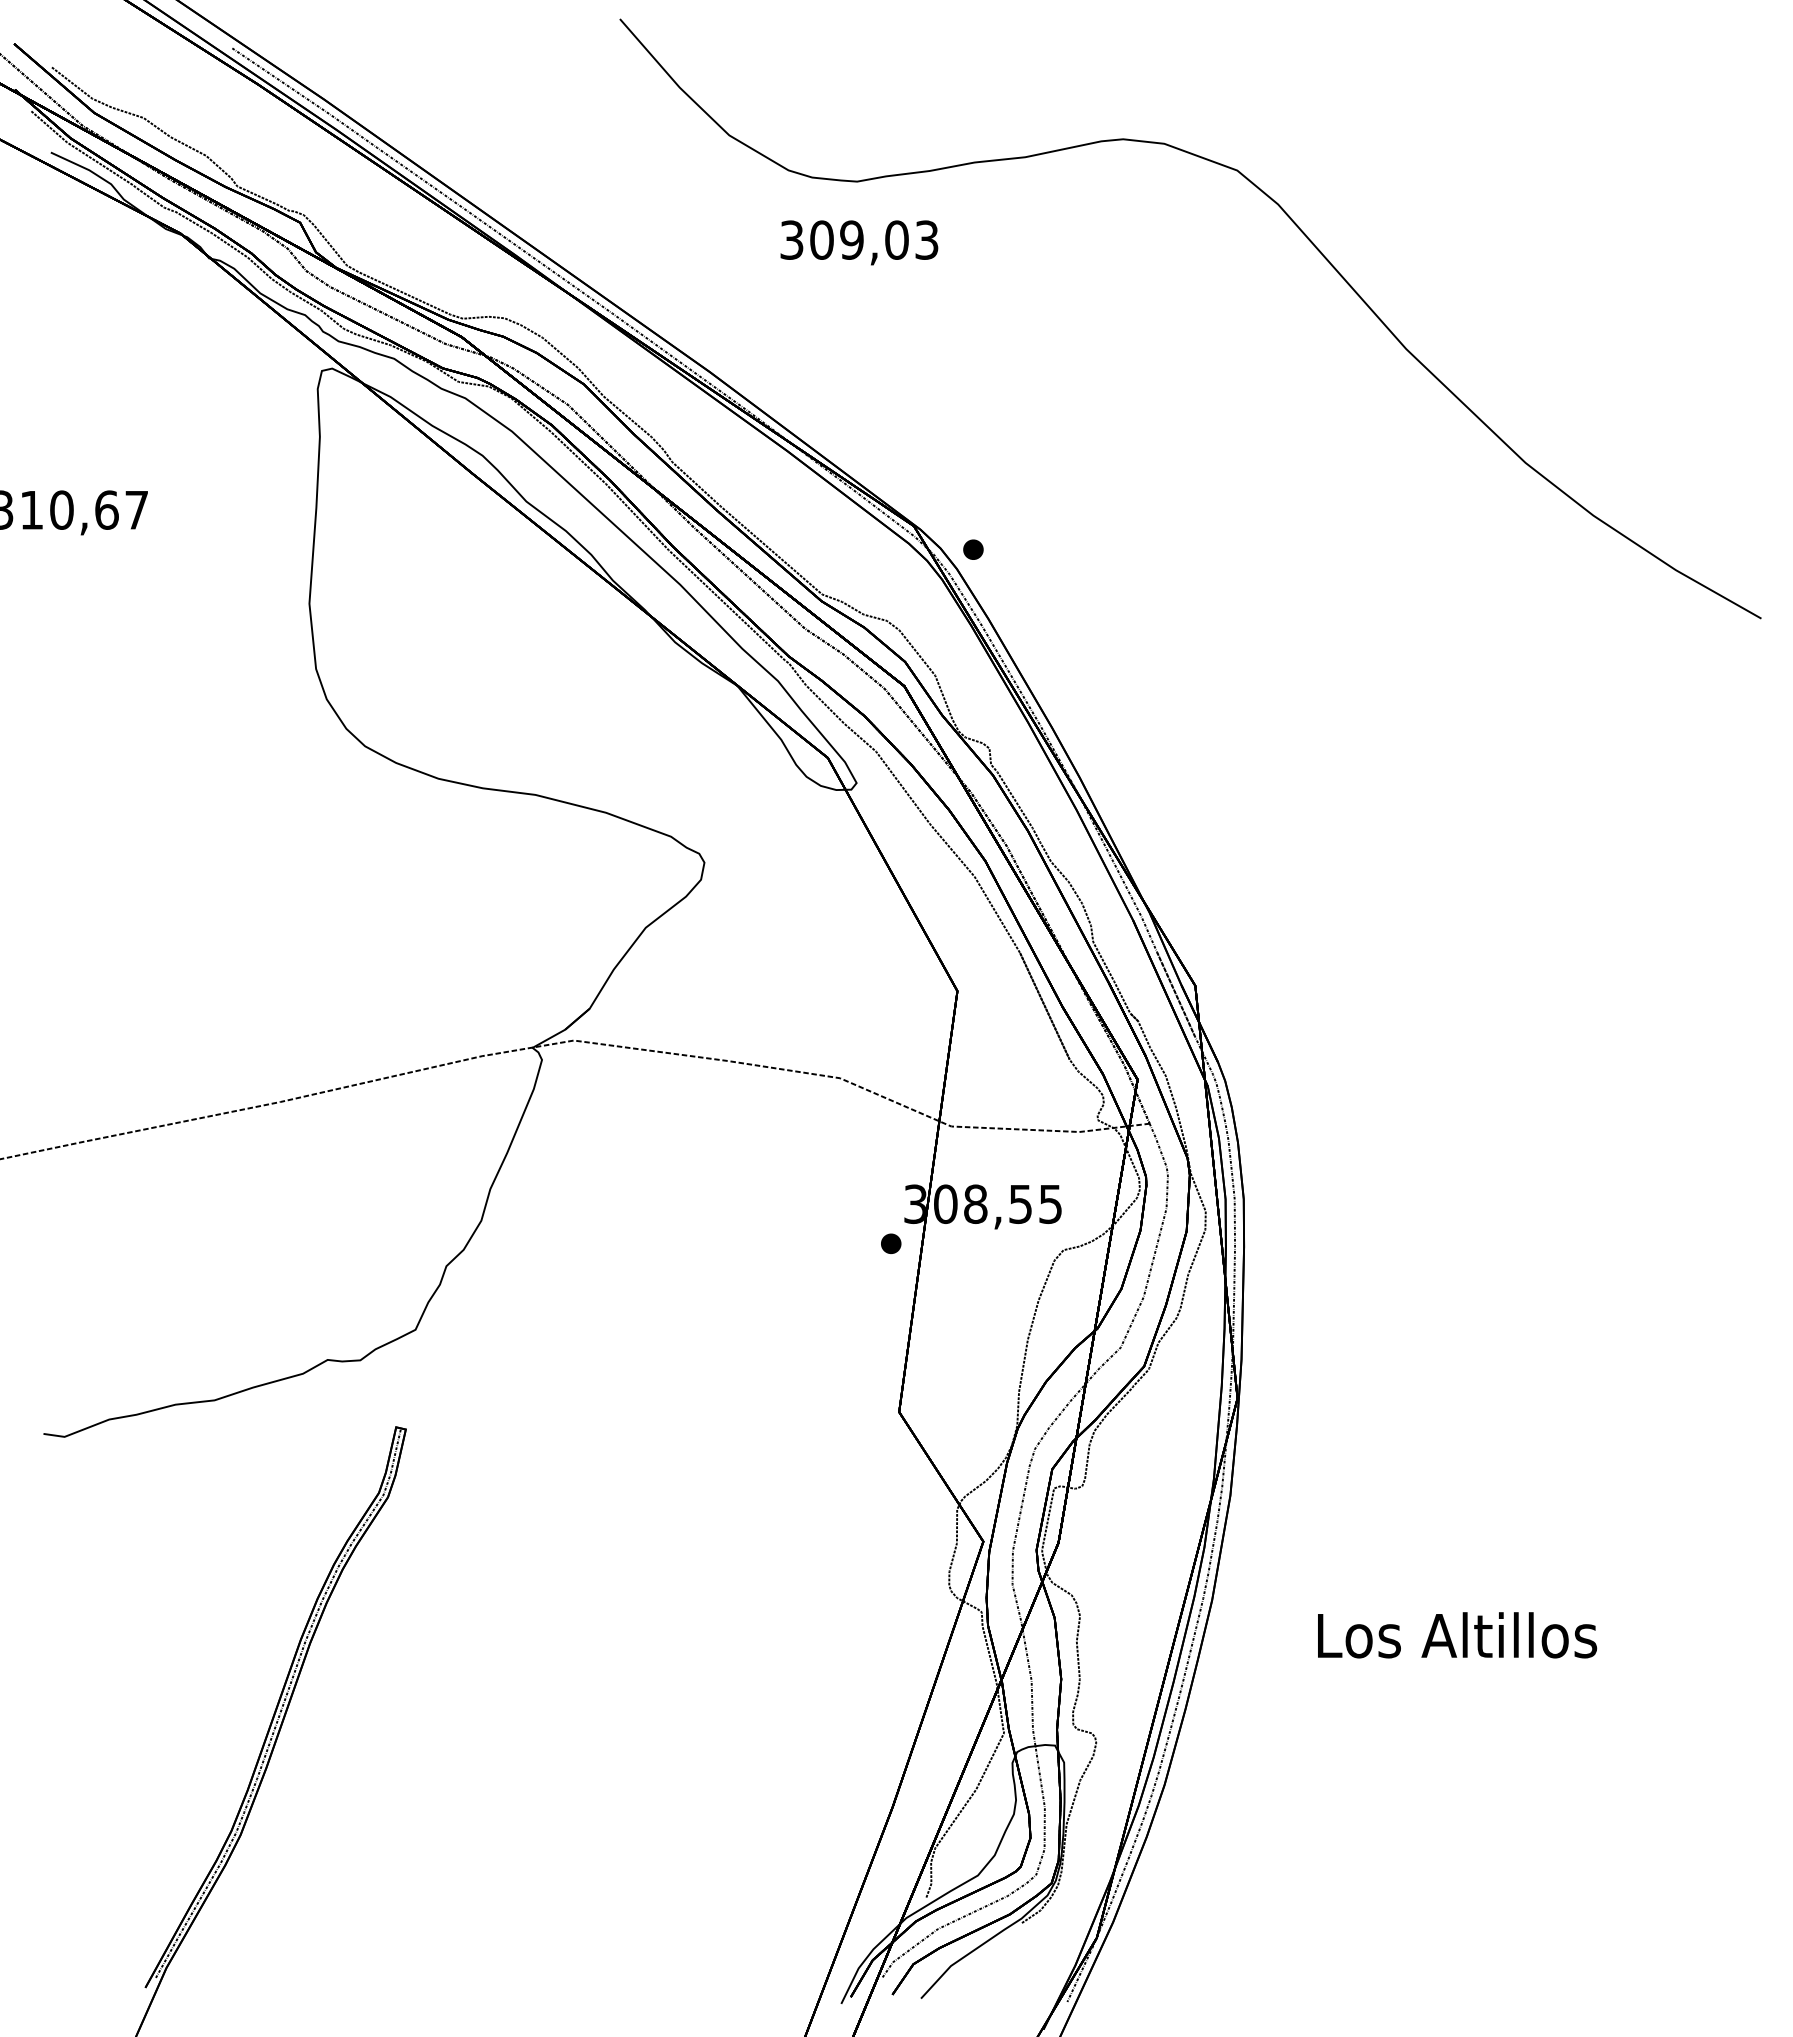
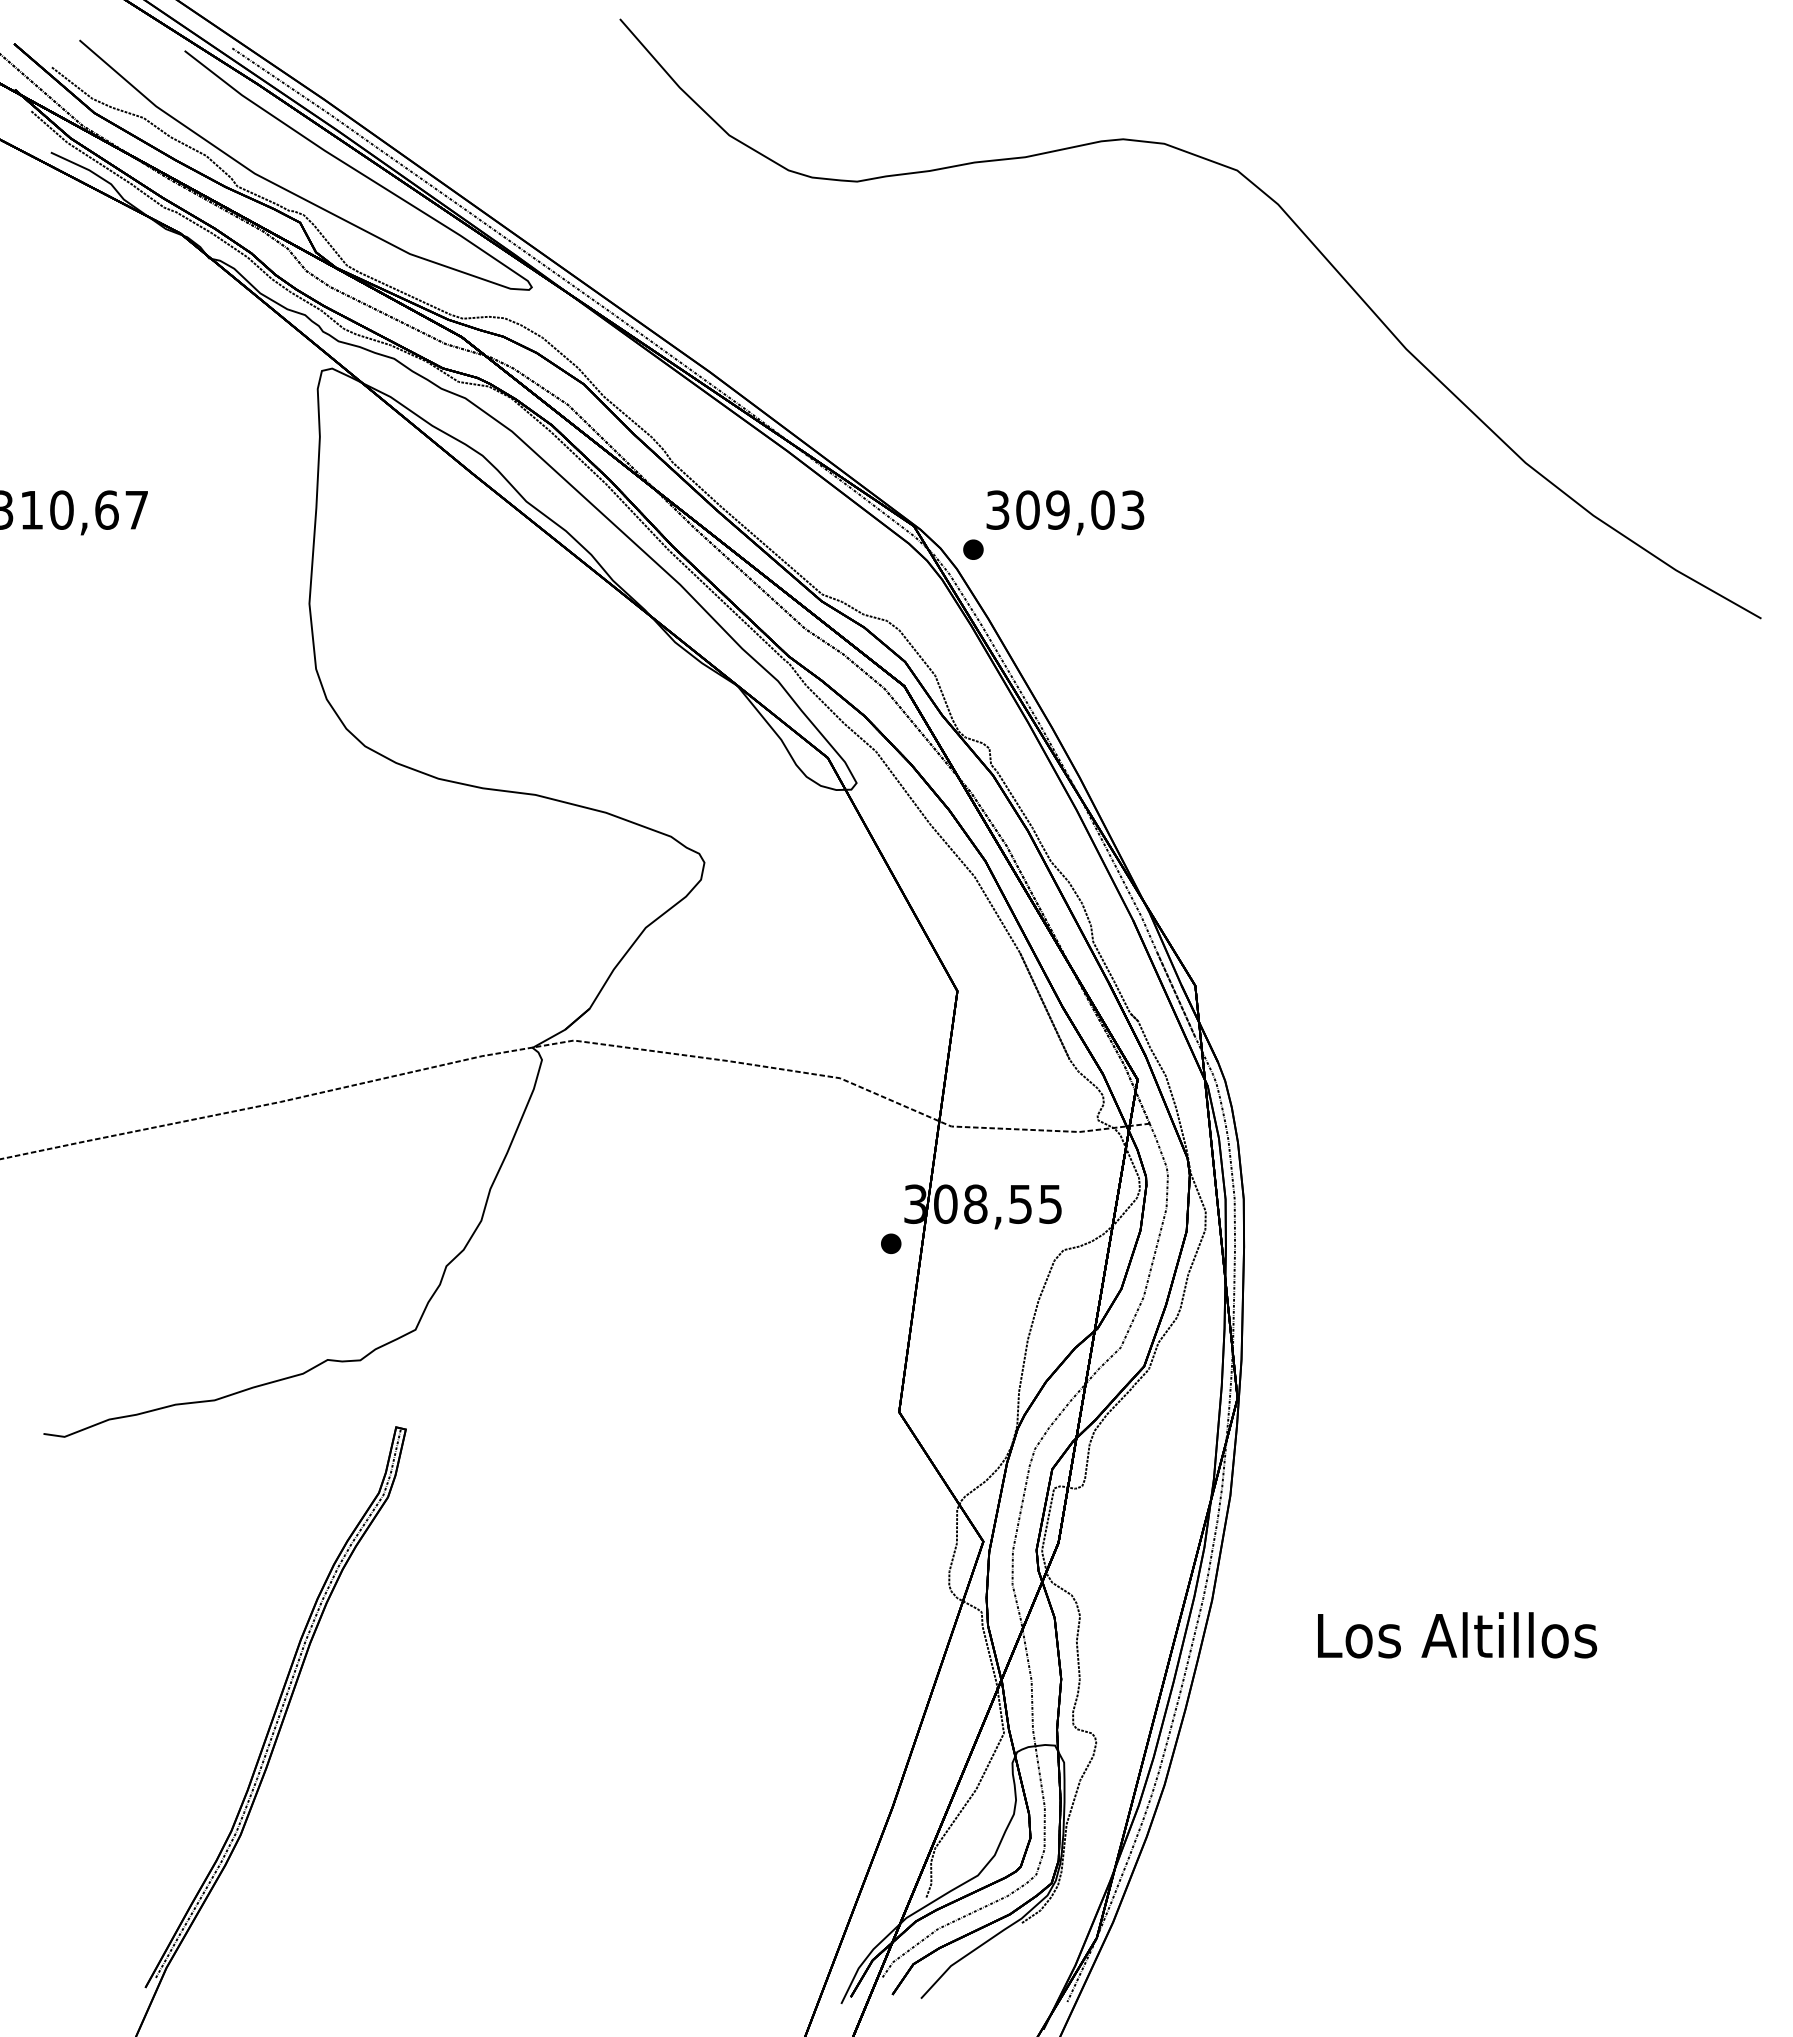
curve: none -> present (316, 146)
text position: (859, 242) -> (1065, 512) (1065, 512)
